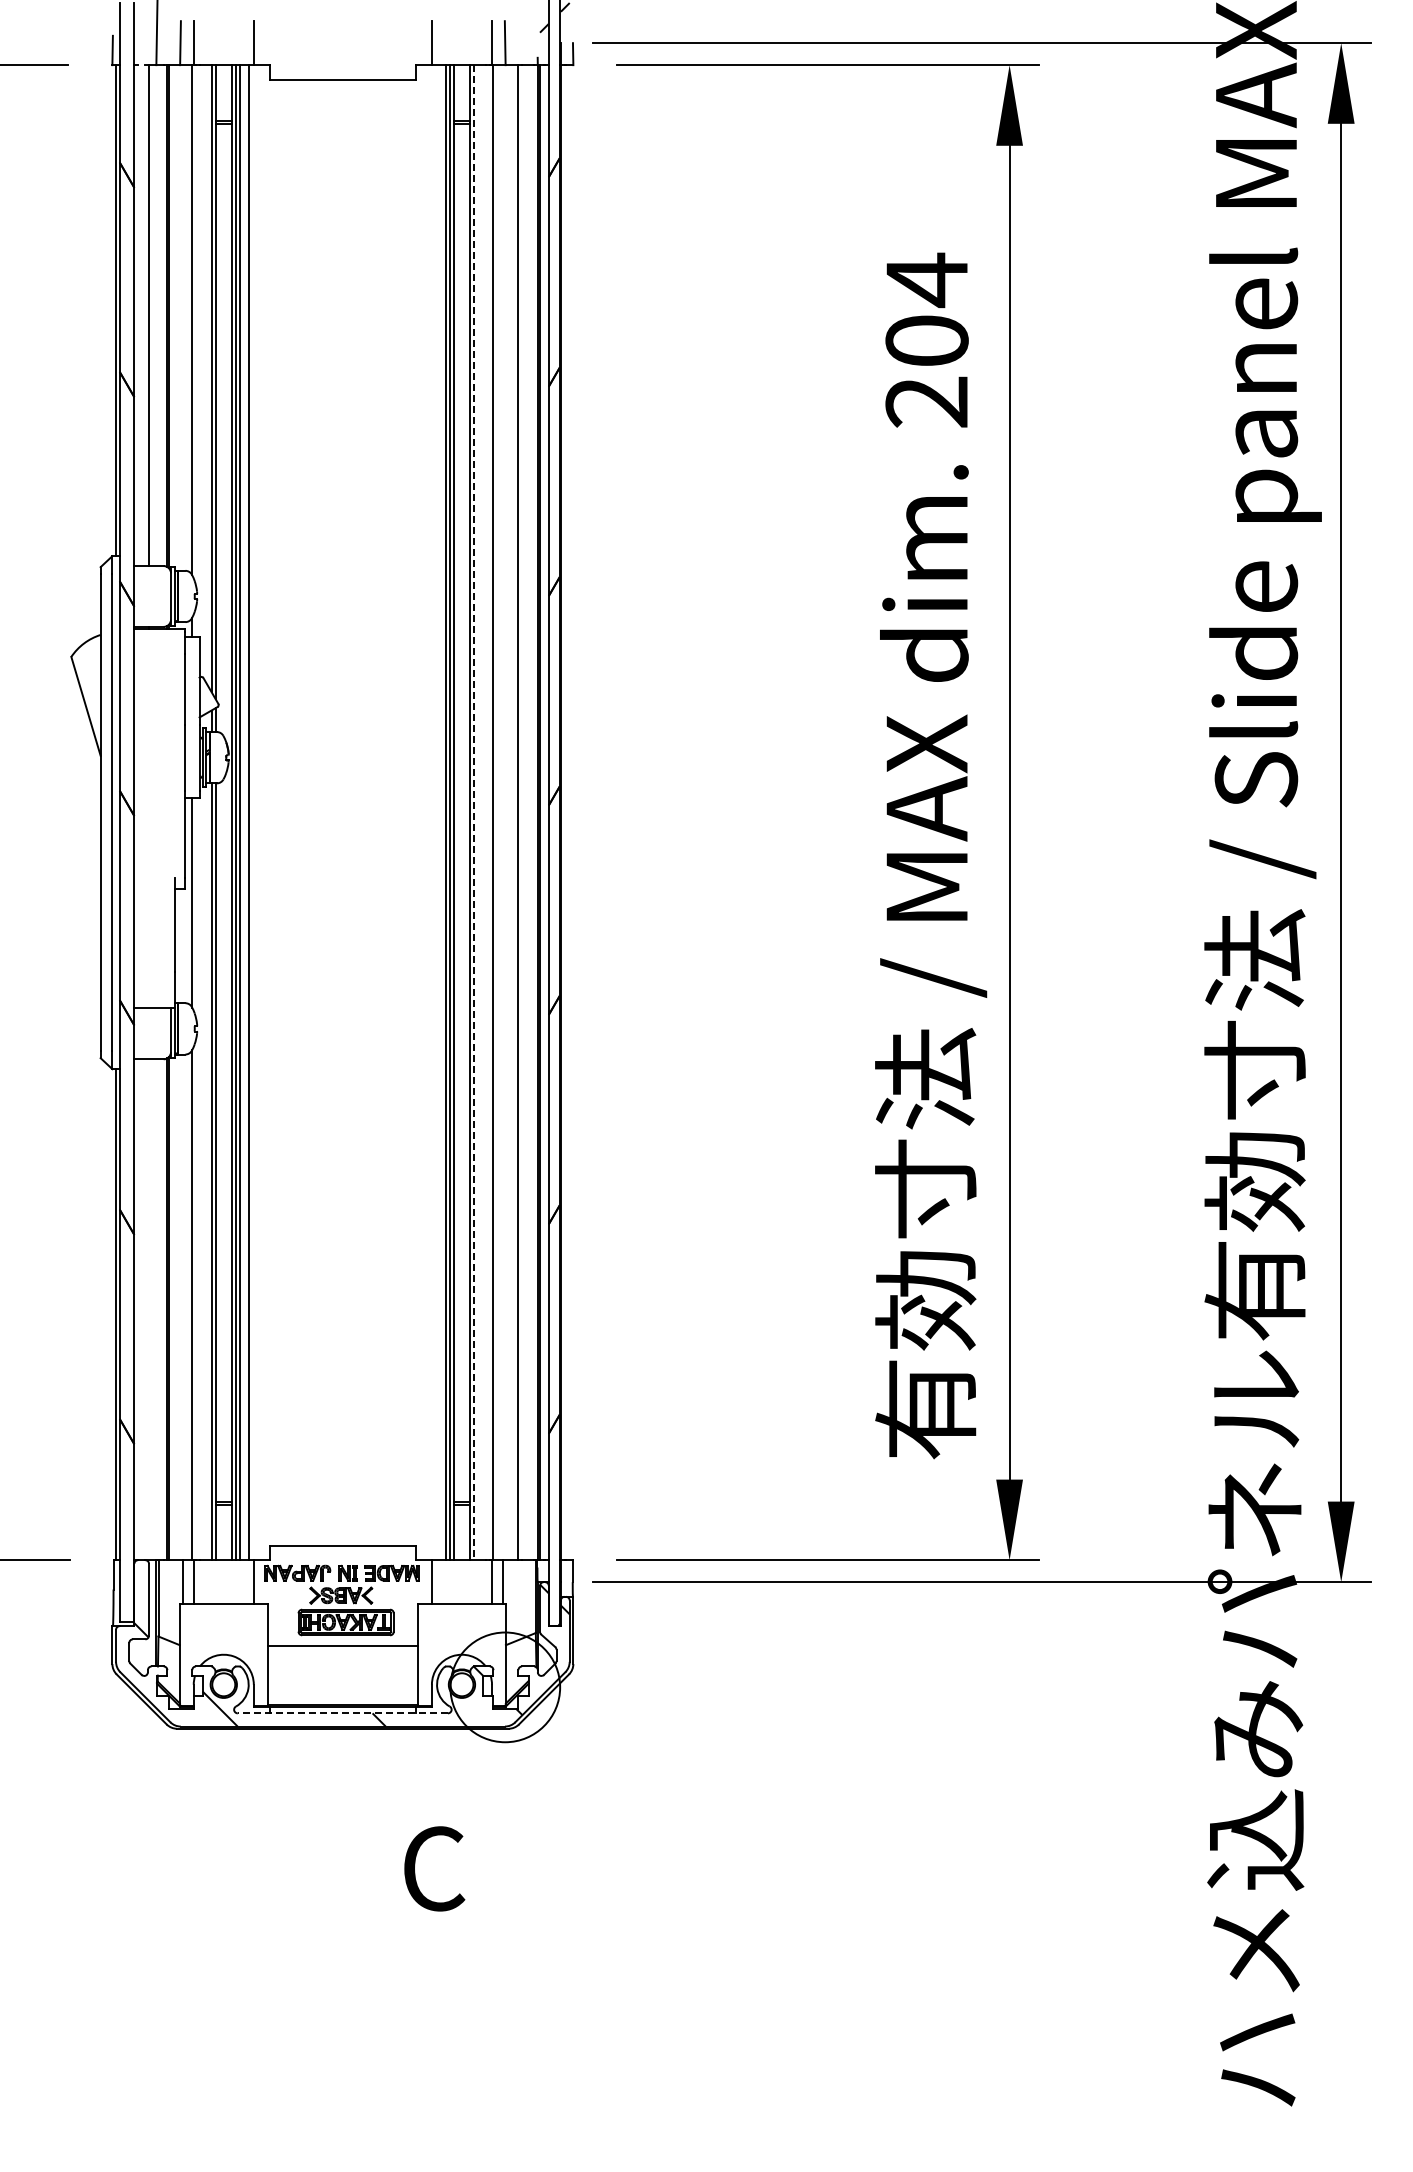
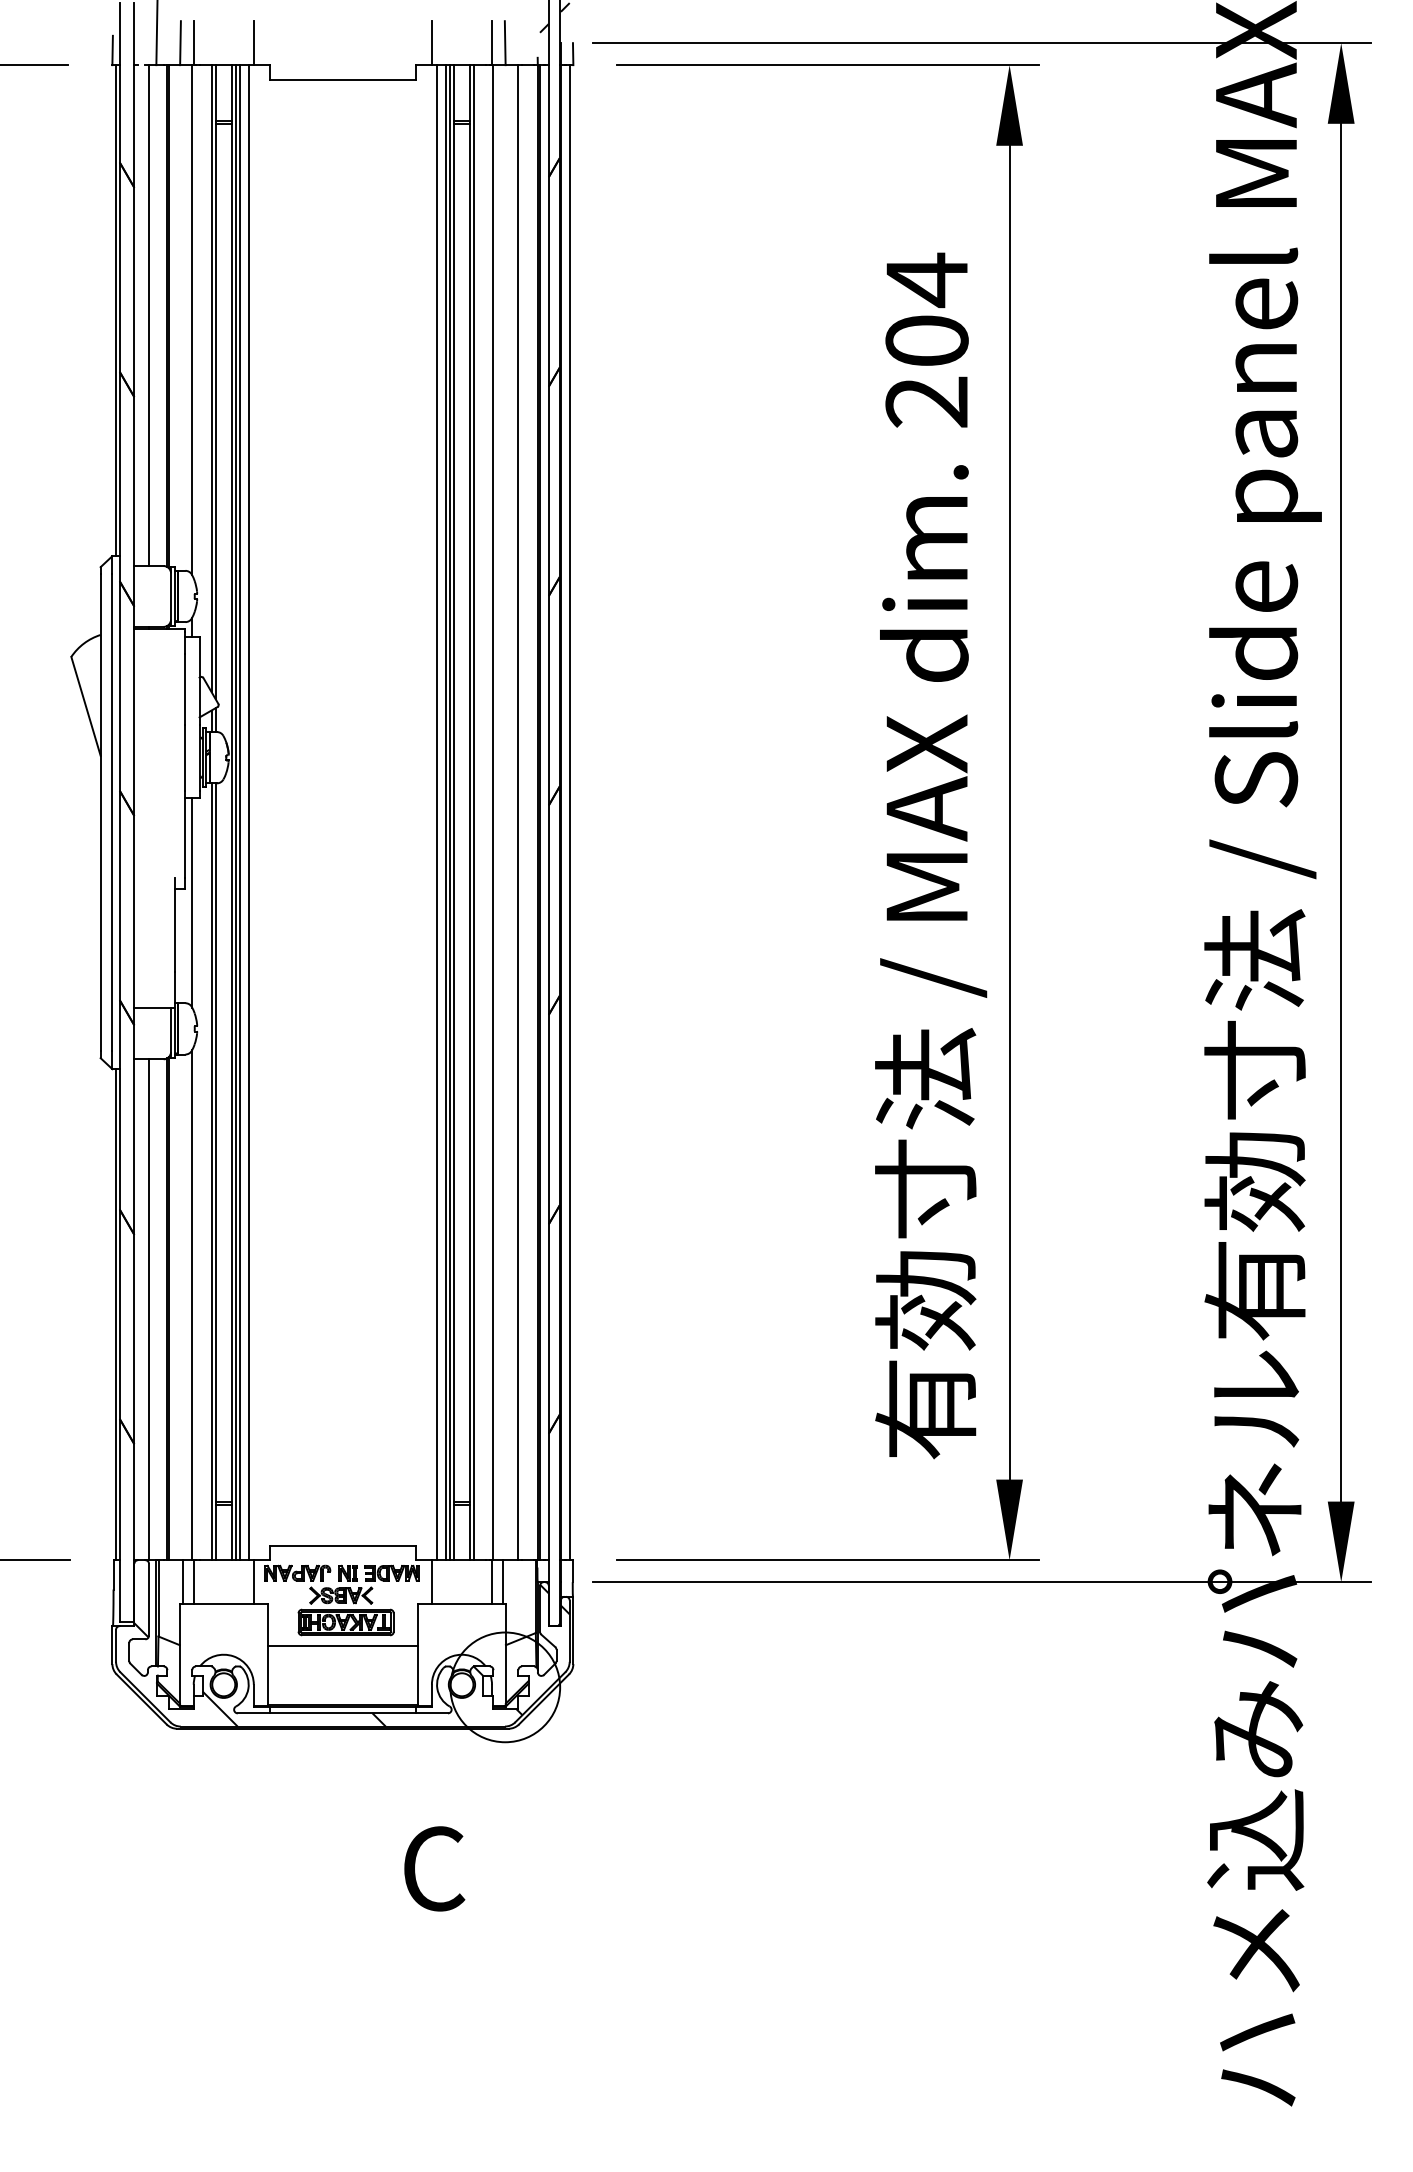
line: none -> present (437, 812)
line: dashed -> solid (474, 812)
line: none -> present (569, 812)
line: none -> present (149, 1309)
line: dashed -> solid (342, 1713)
